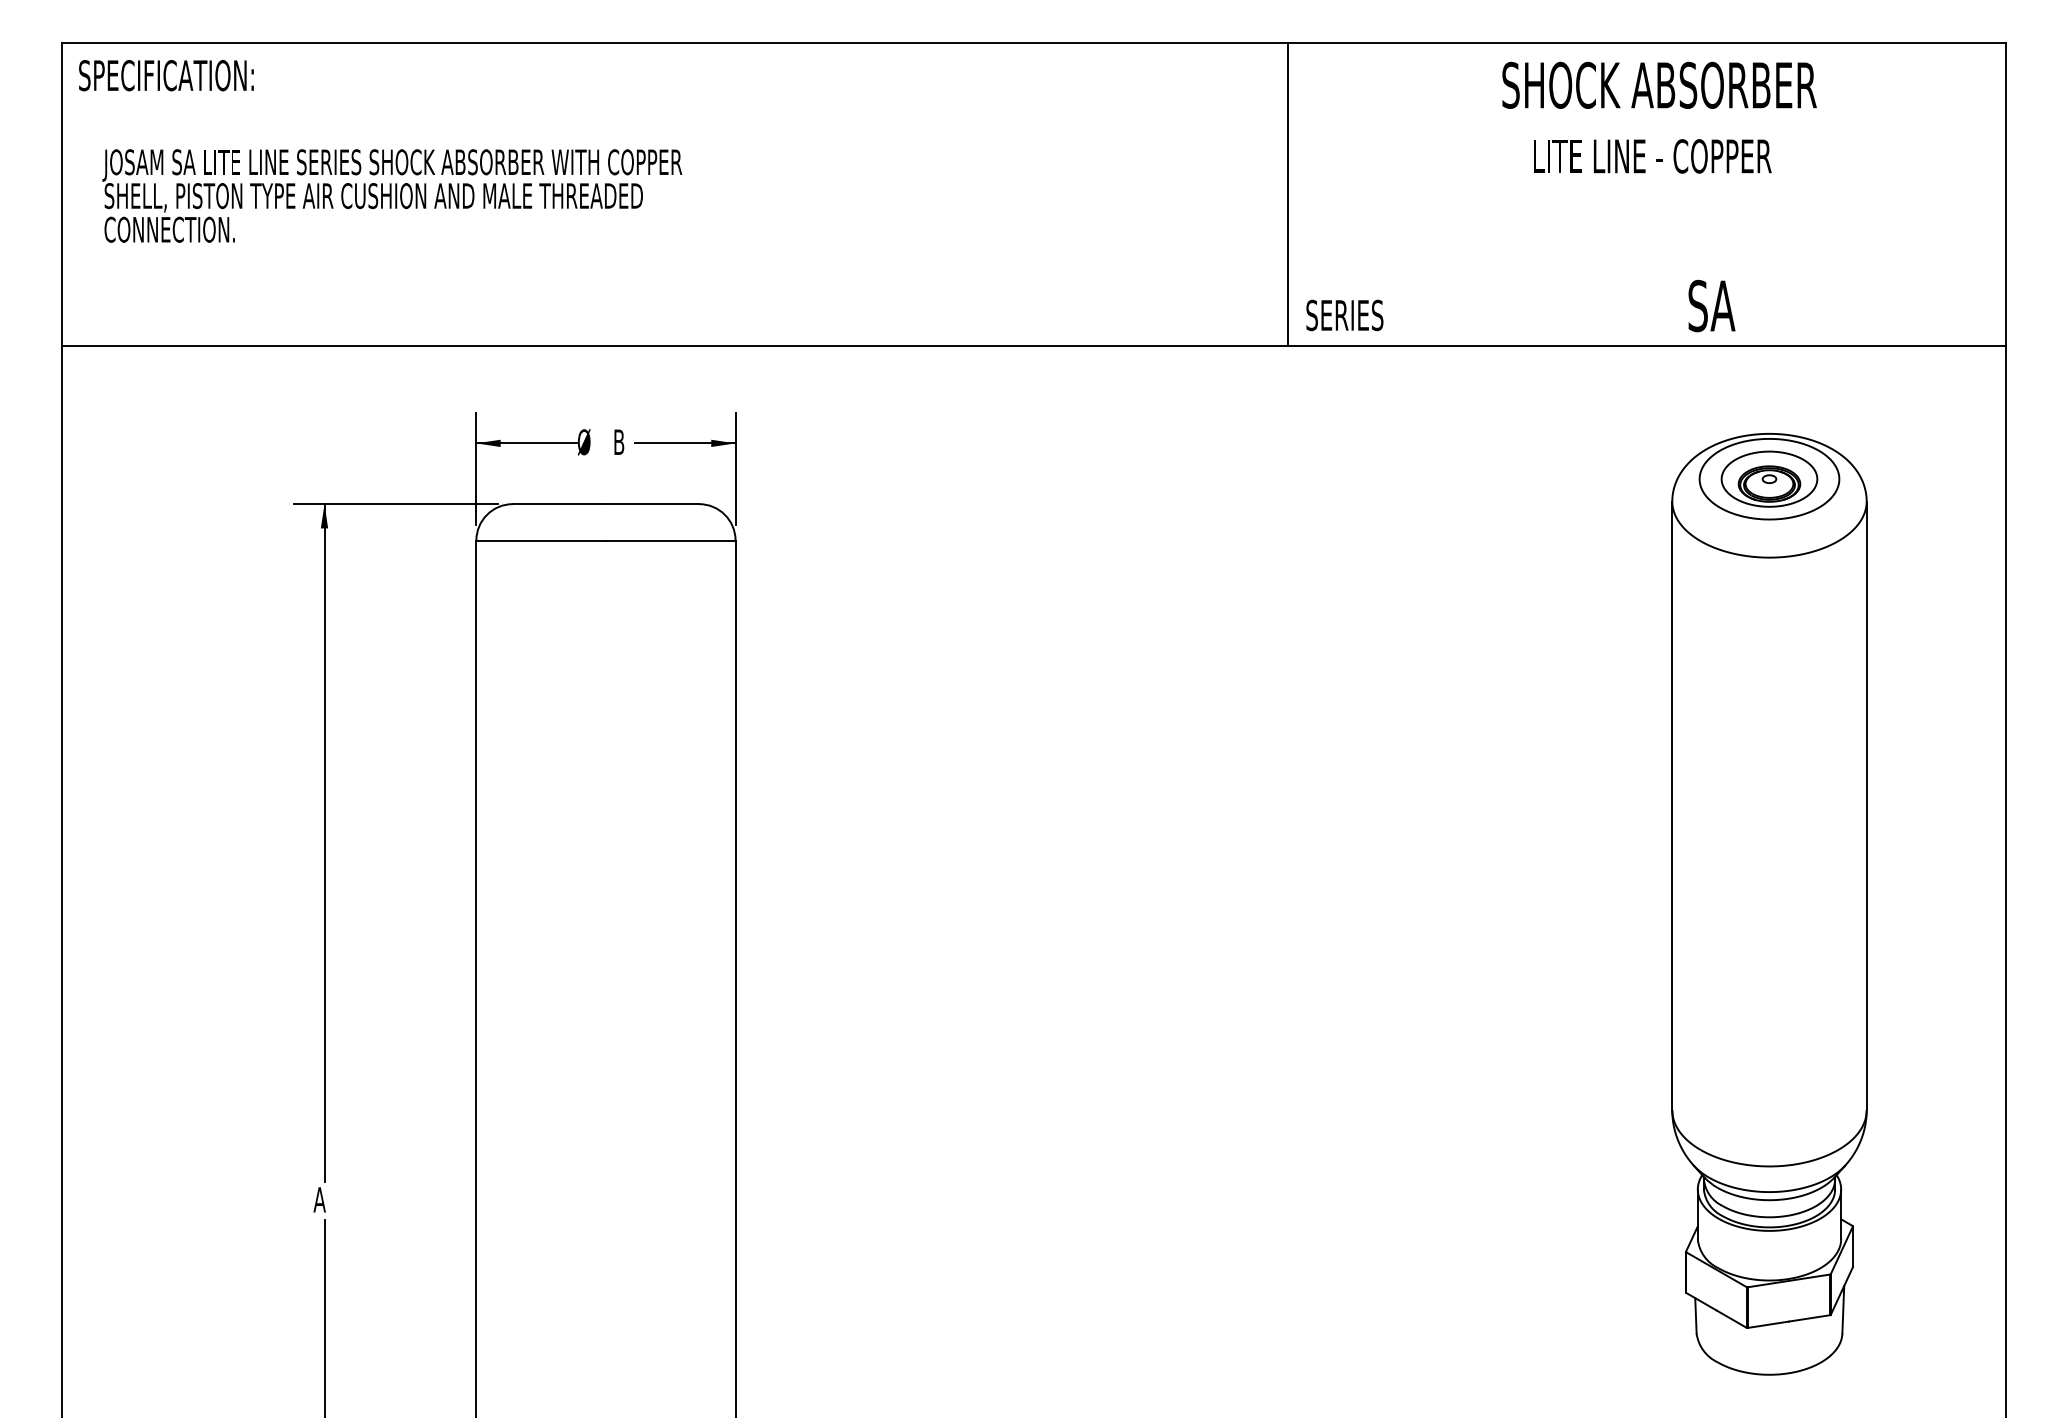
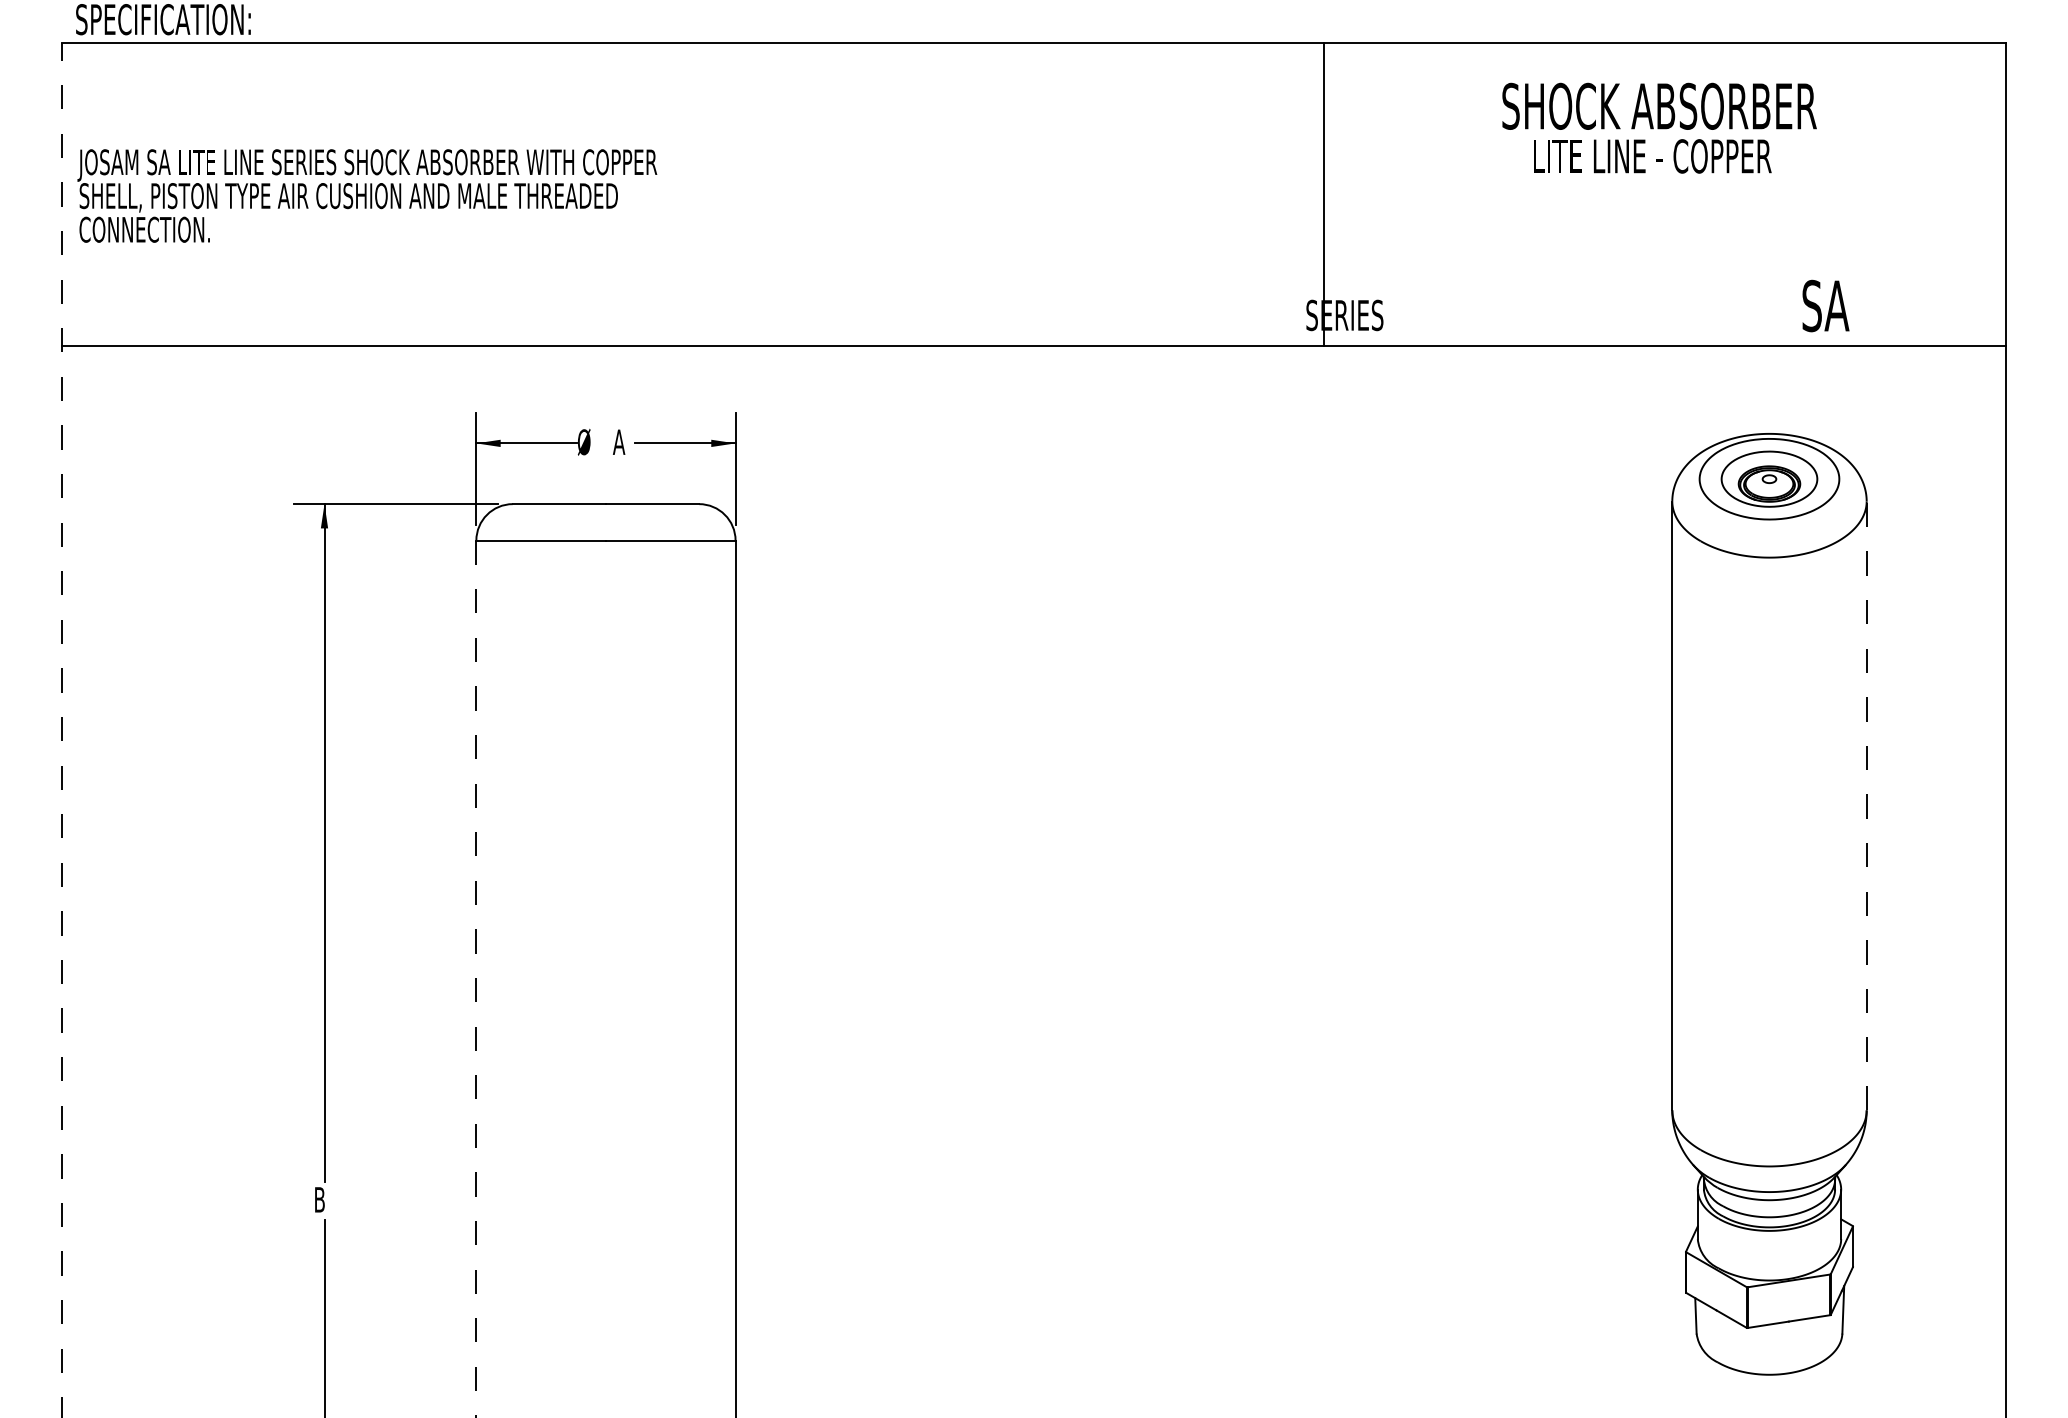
text position: (166, 75) -> (163, 19) (163, 19)
text position: (1659, 84) -> (1659, 105) (1659, 105)
line position: (1288, 194) -> (1324, 194) (1324, 194)
text position: (392, 195) -> (367, 195) (367, 195)
text position: (1711, 305) -> (1825, 305) (1825, 305)
text: B -> A (618, 441)
line: solid -> dashed (62, 729)
line: solid -> dashed (1866, 805)
line: solid -> dashed (476, 979)
text: A -> B (319, 1199)
